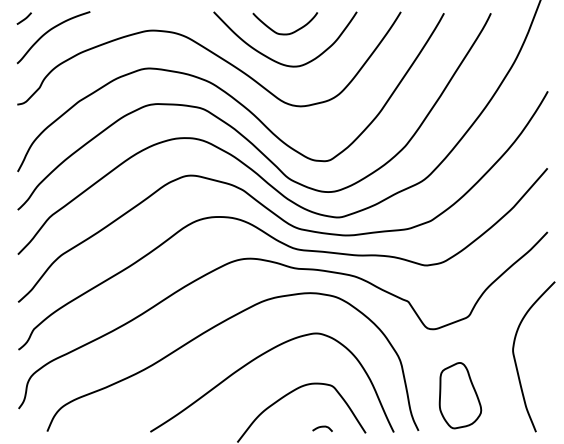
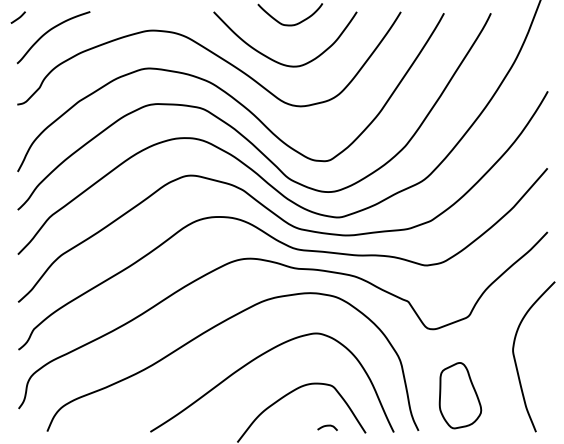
line position: (24, 18) -> (18, 17) (18, 17)
curve position: (284, 33) -> (289, 24) (289, 24)
curve position: (322, 427) -> (327, 426) (327, 426)
